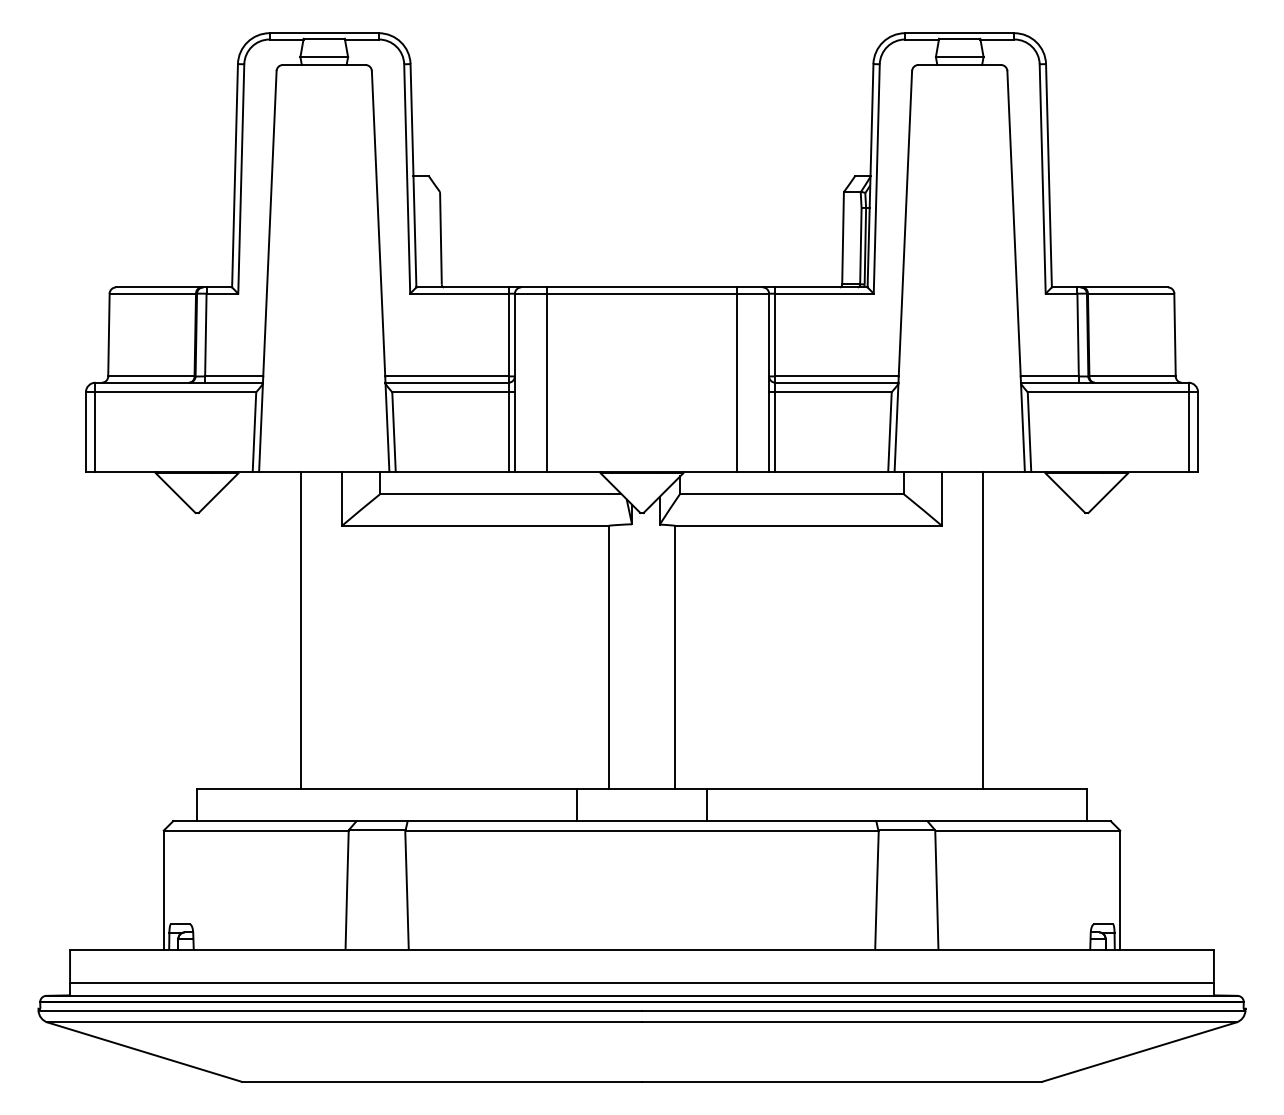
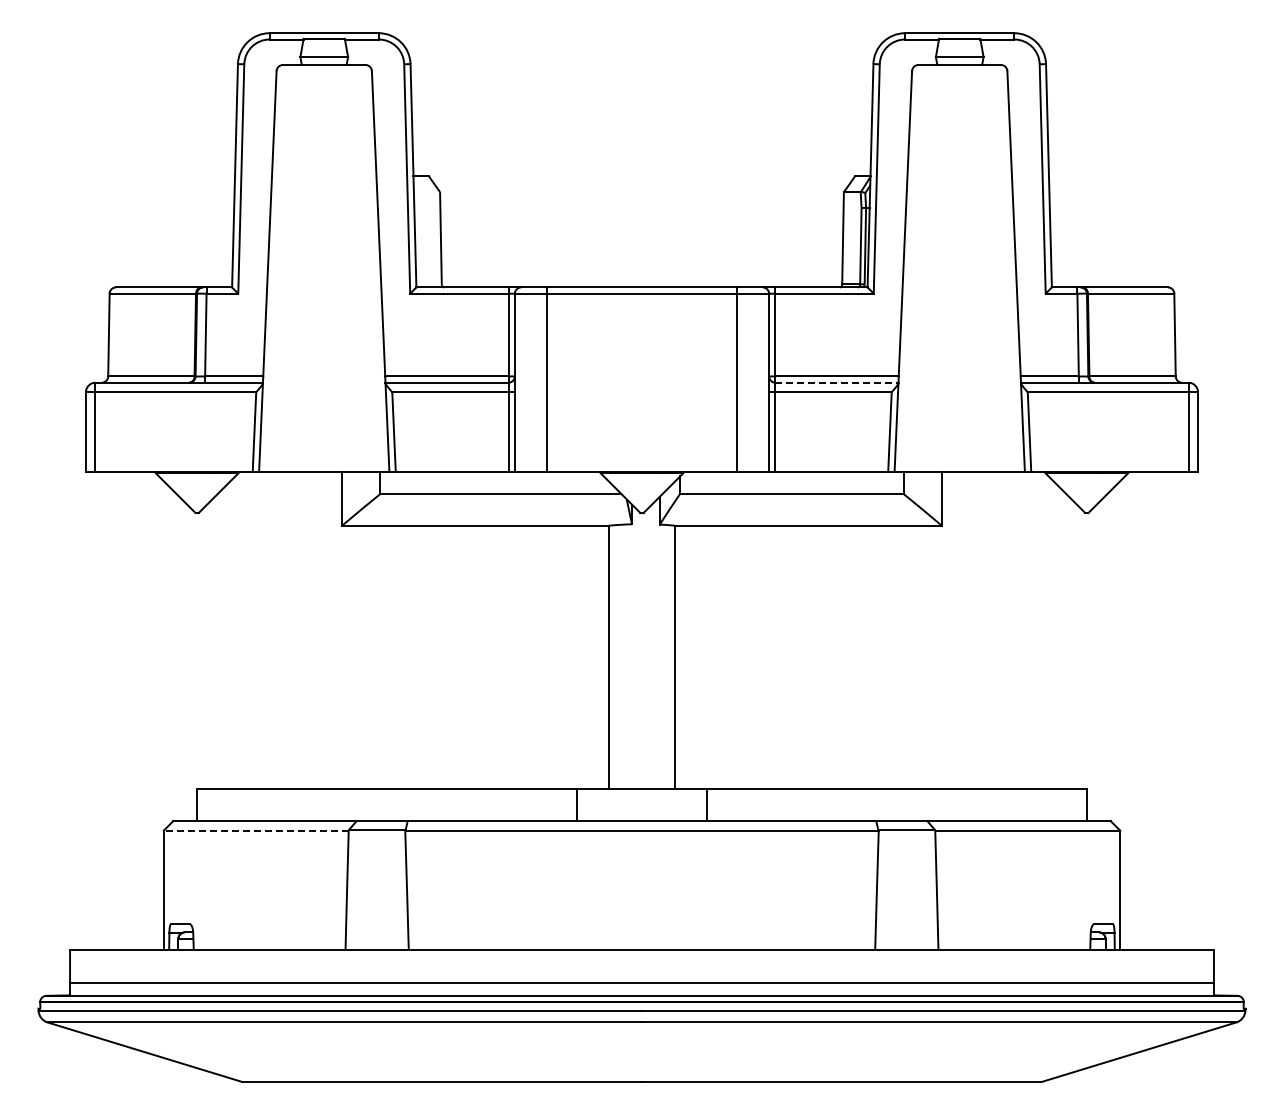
line: solid -> dashed (836, 382)
line: present -> none (301, 630)
line: present -> none (982, 630)
line: solid -> dashed (255, 830)
